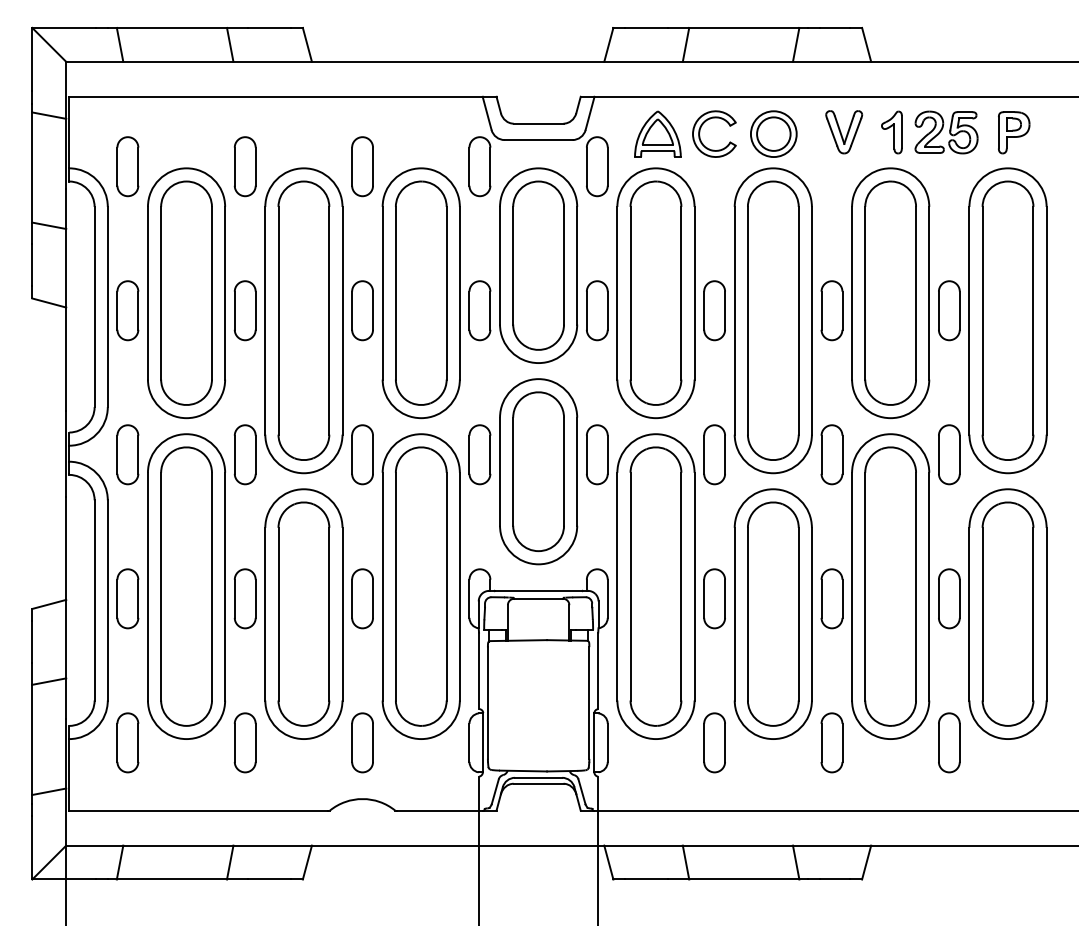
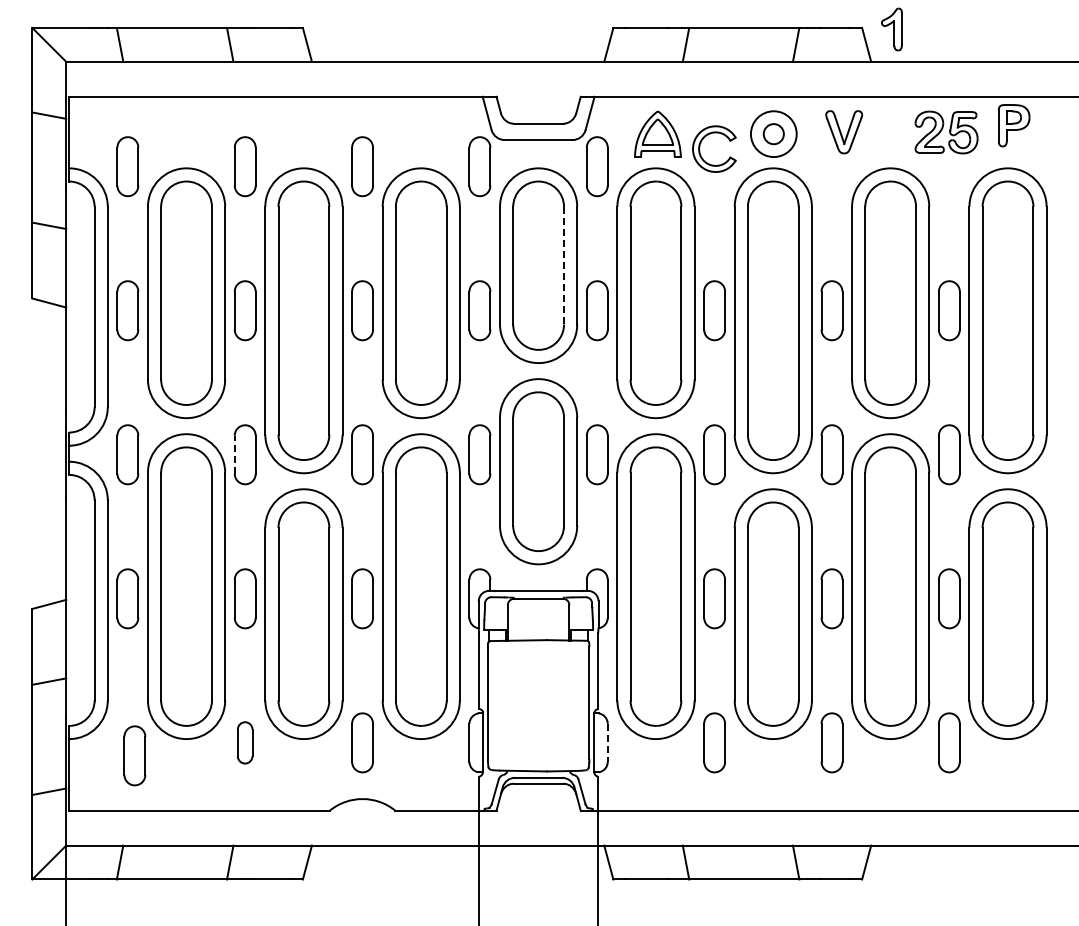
part position: (701, 128) -> (701, 143) (701, 143)
part position: (891, 132) -> (891, 29) (891, 29)
part position: (1014, 132) -> (1014, 125) (1014, 125)
circle diameter: 34 px -> 20 px (773, 134)
line: solid -> dashed (564, 265)
line: solid -> dashed (234, 454)
part position: (127, 742) -> (134, 755) (134, 755)
part size: 24x62 px -> 17x44 px (245, 742)
line: solid -> dashed (607, 743)
